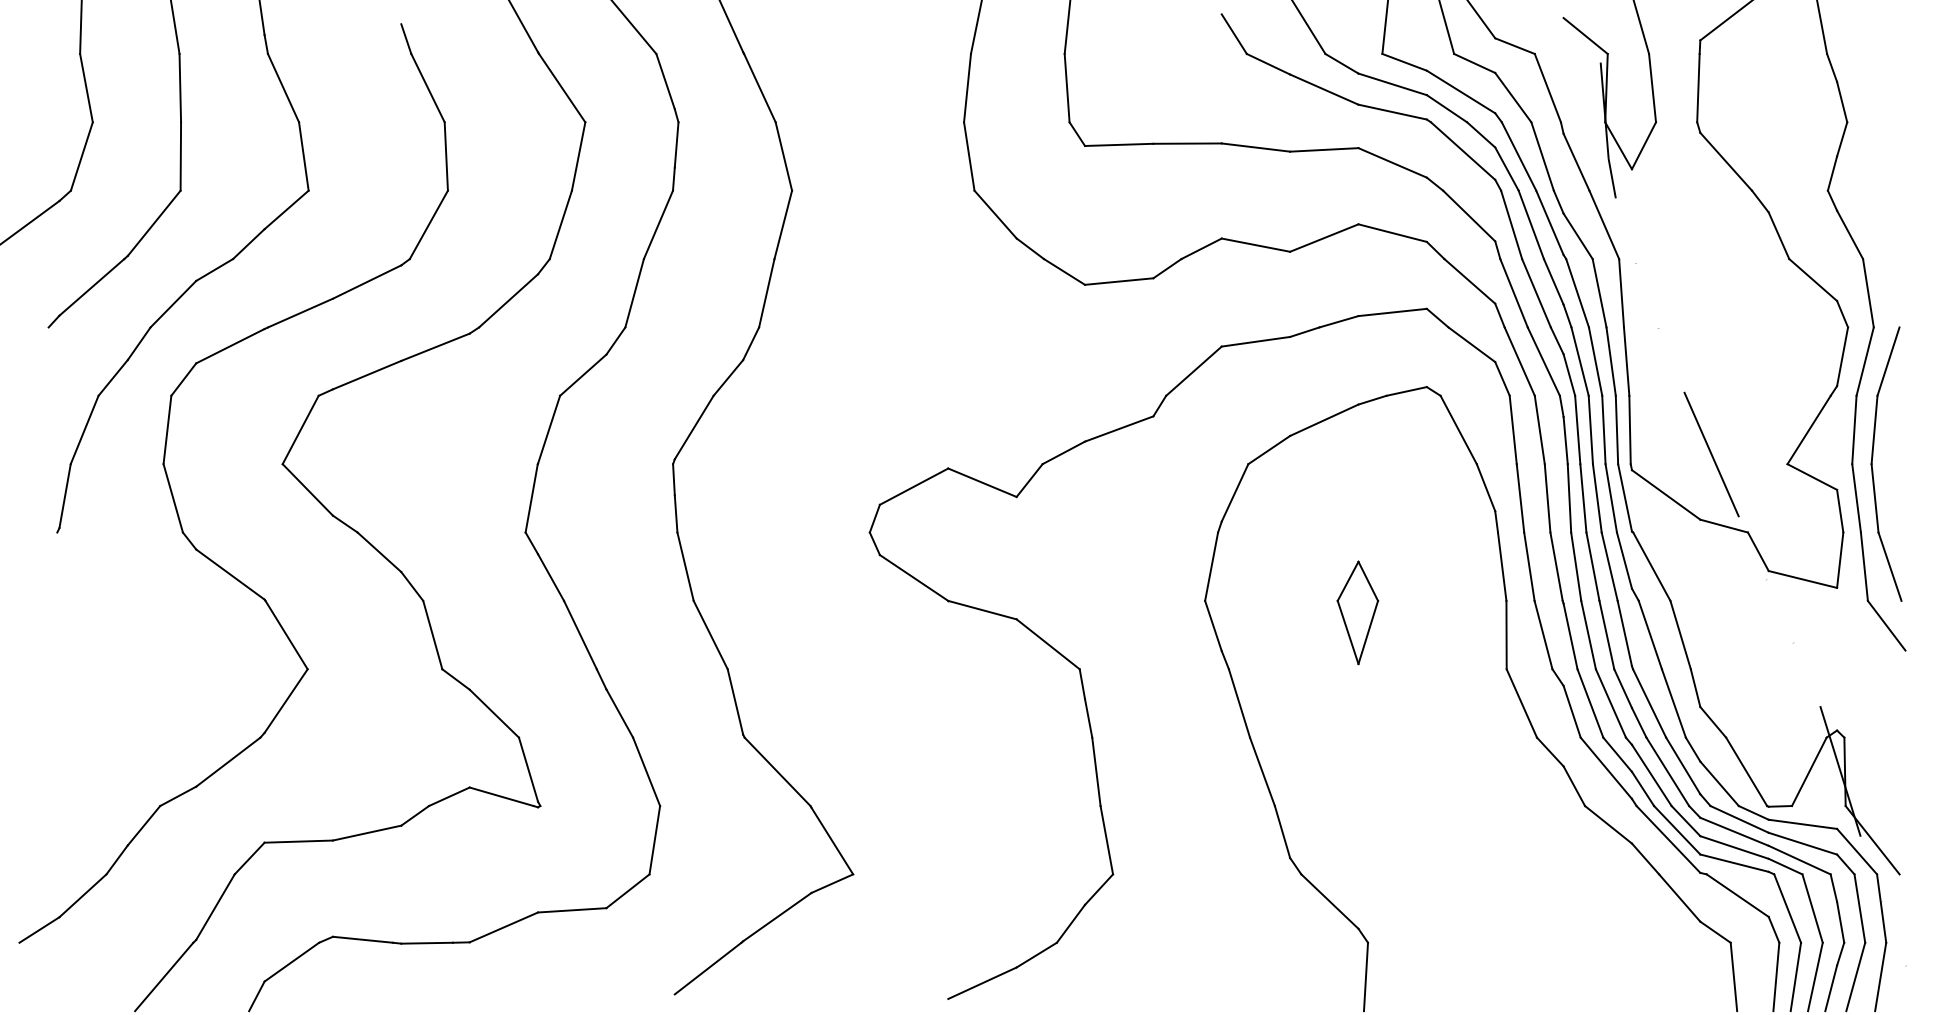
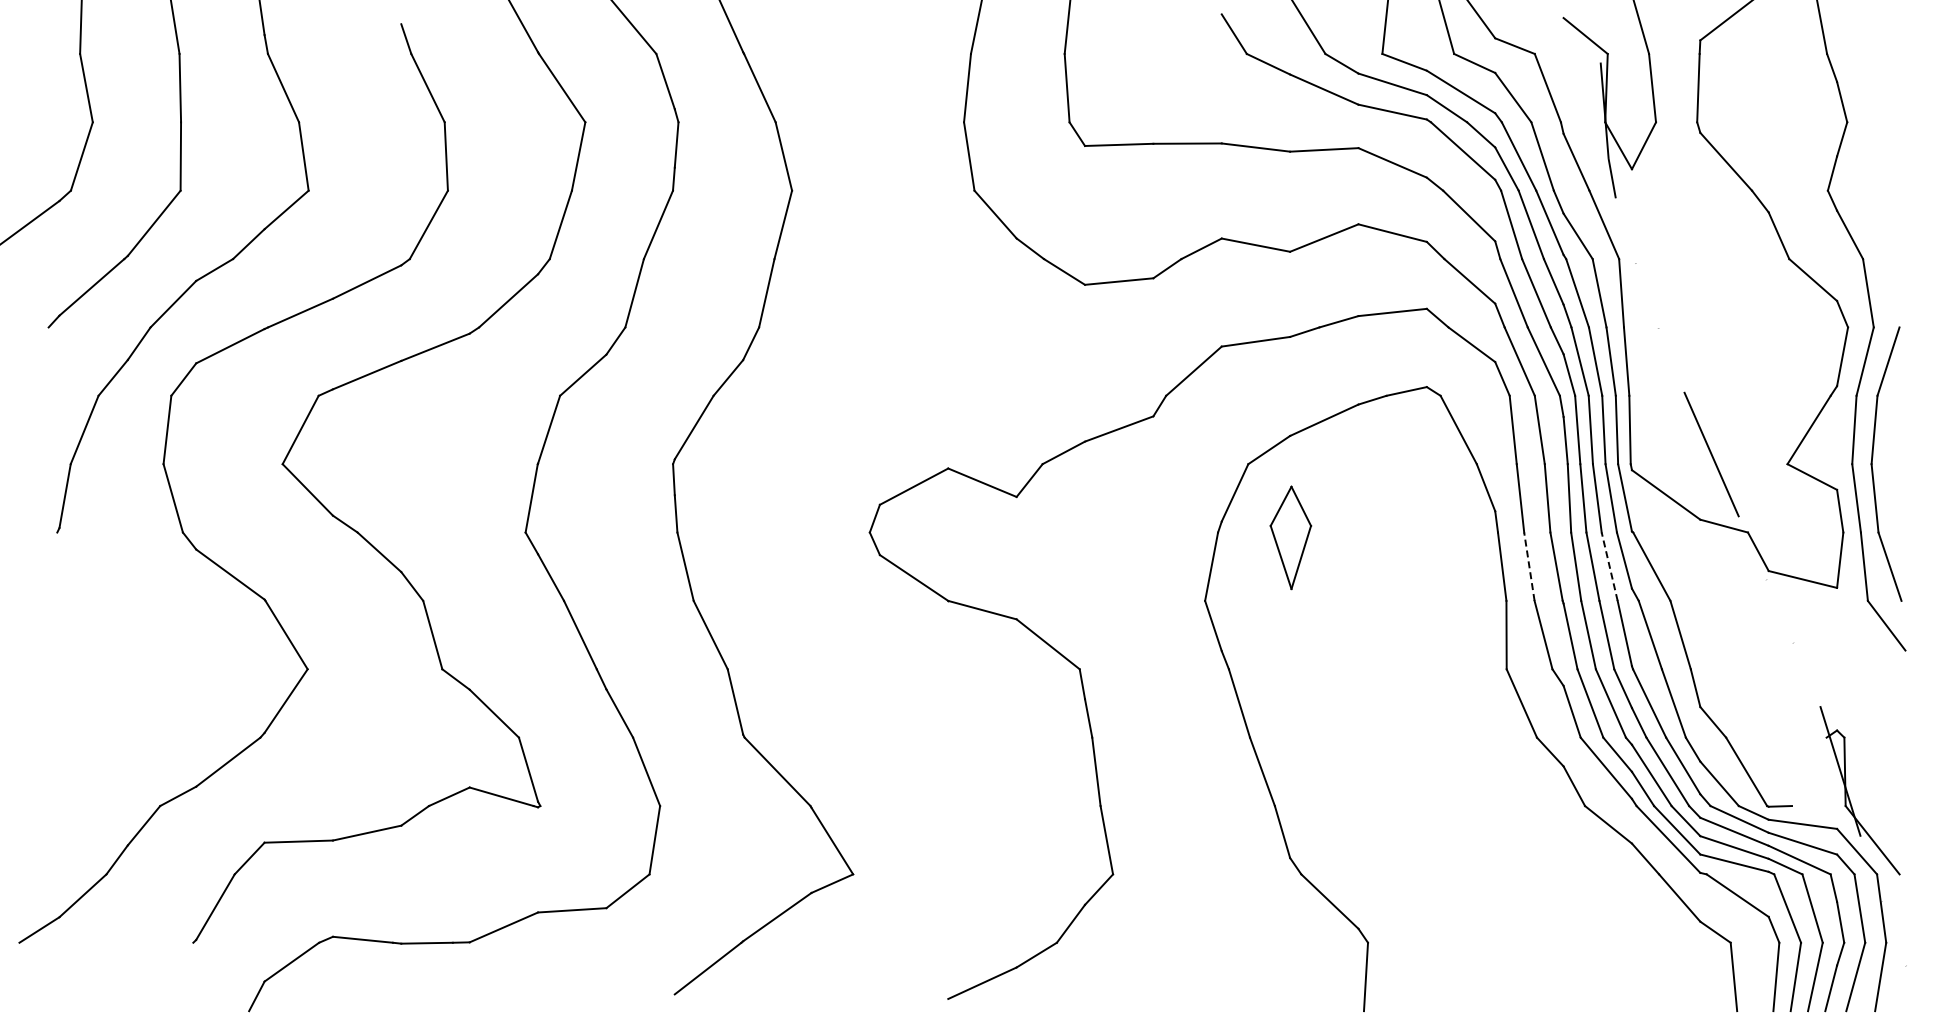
line: solid -> dashed (1529, 566)
line: solid -> dashed (1609, 566)
part position: (1357, 612) -> (1290, 537) (1290, 537)
line: present -> none (1809, 771)
line: present -> none (164, 976)
